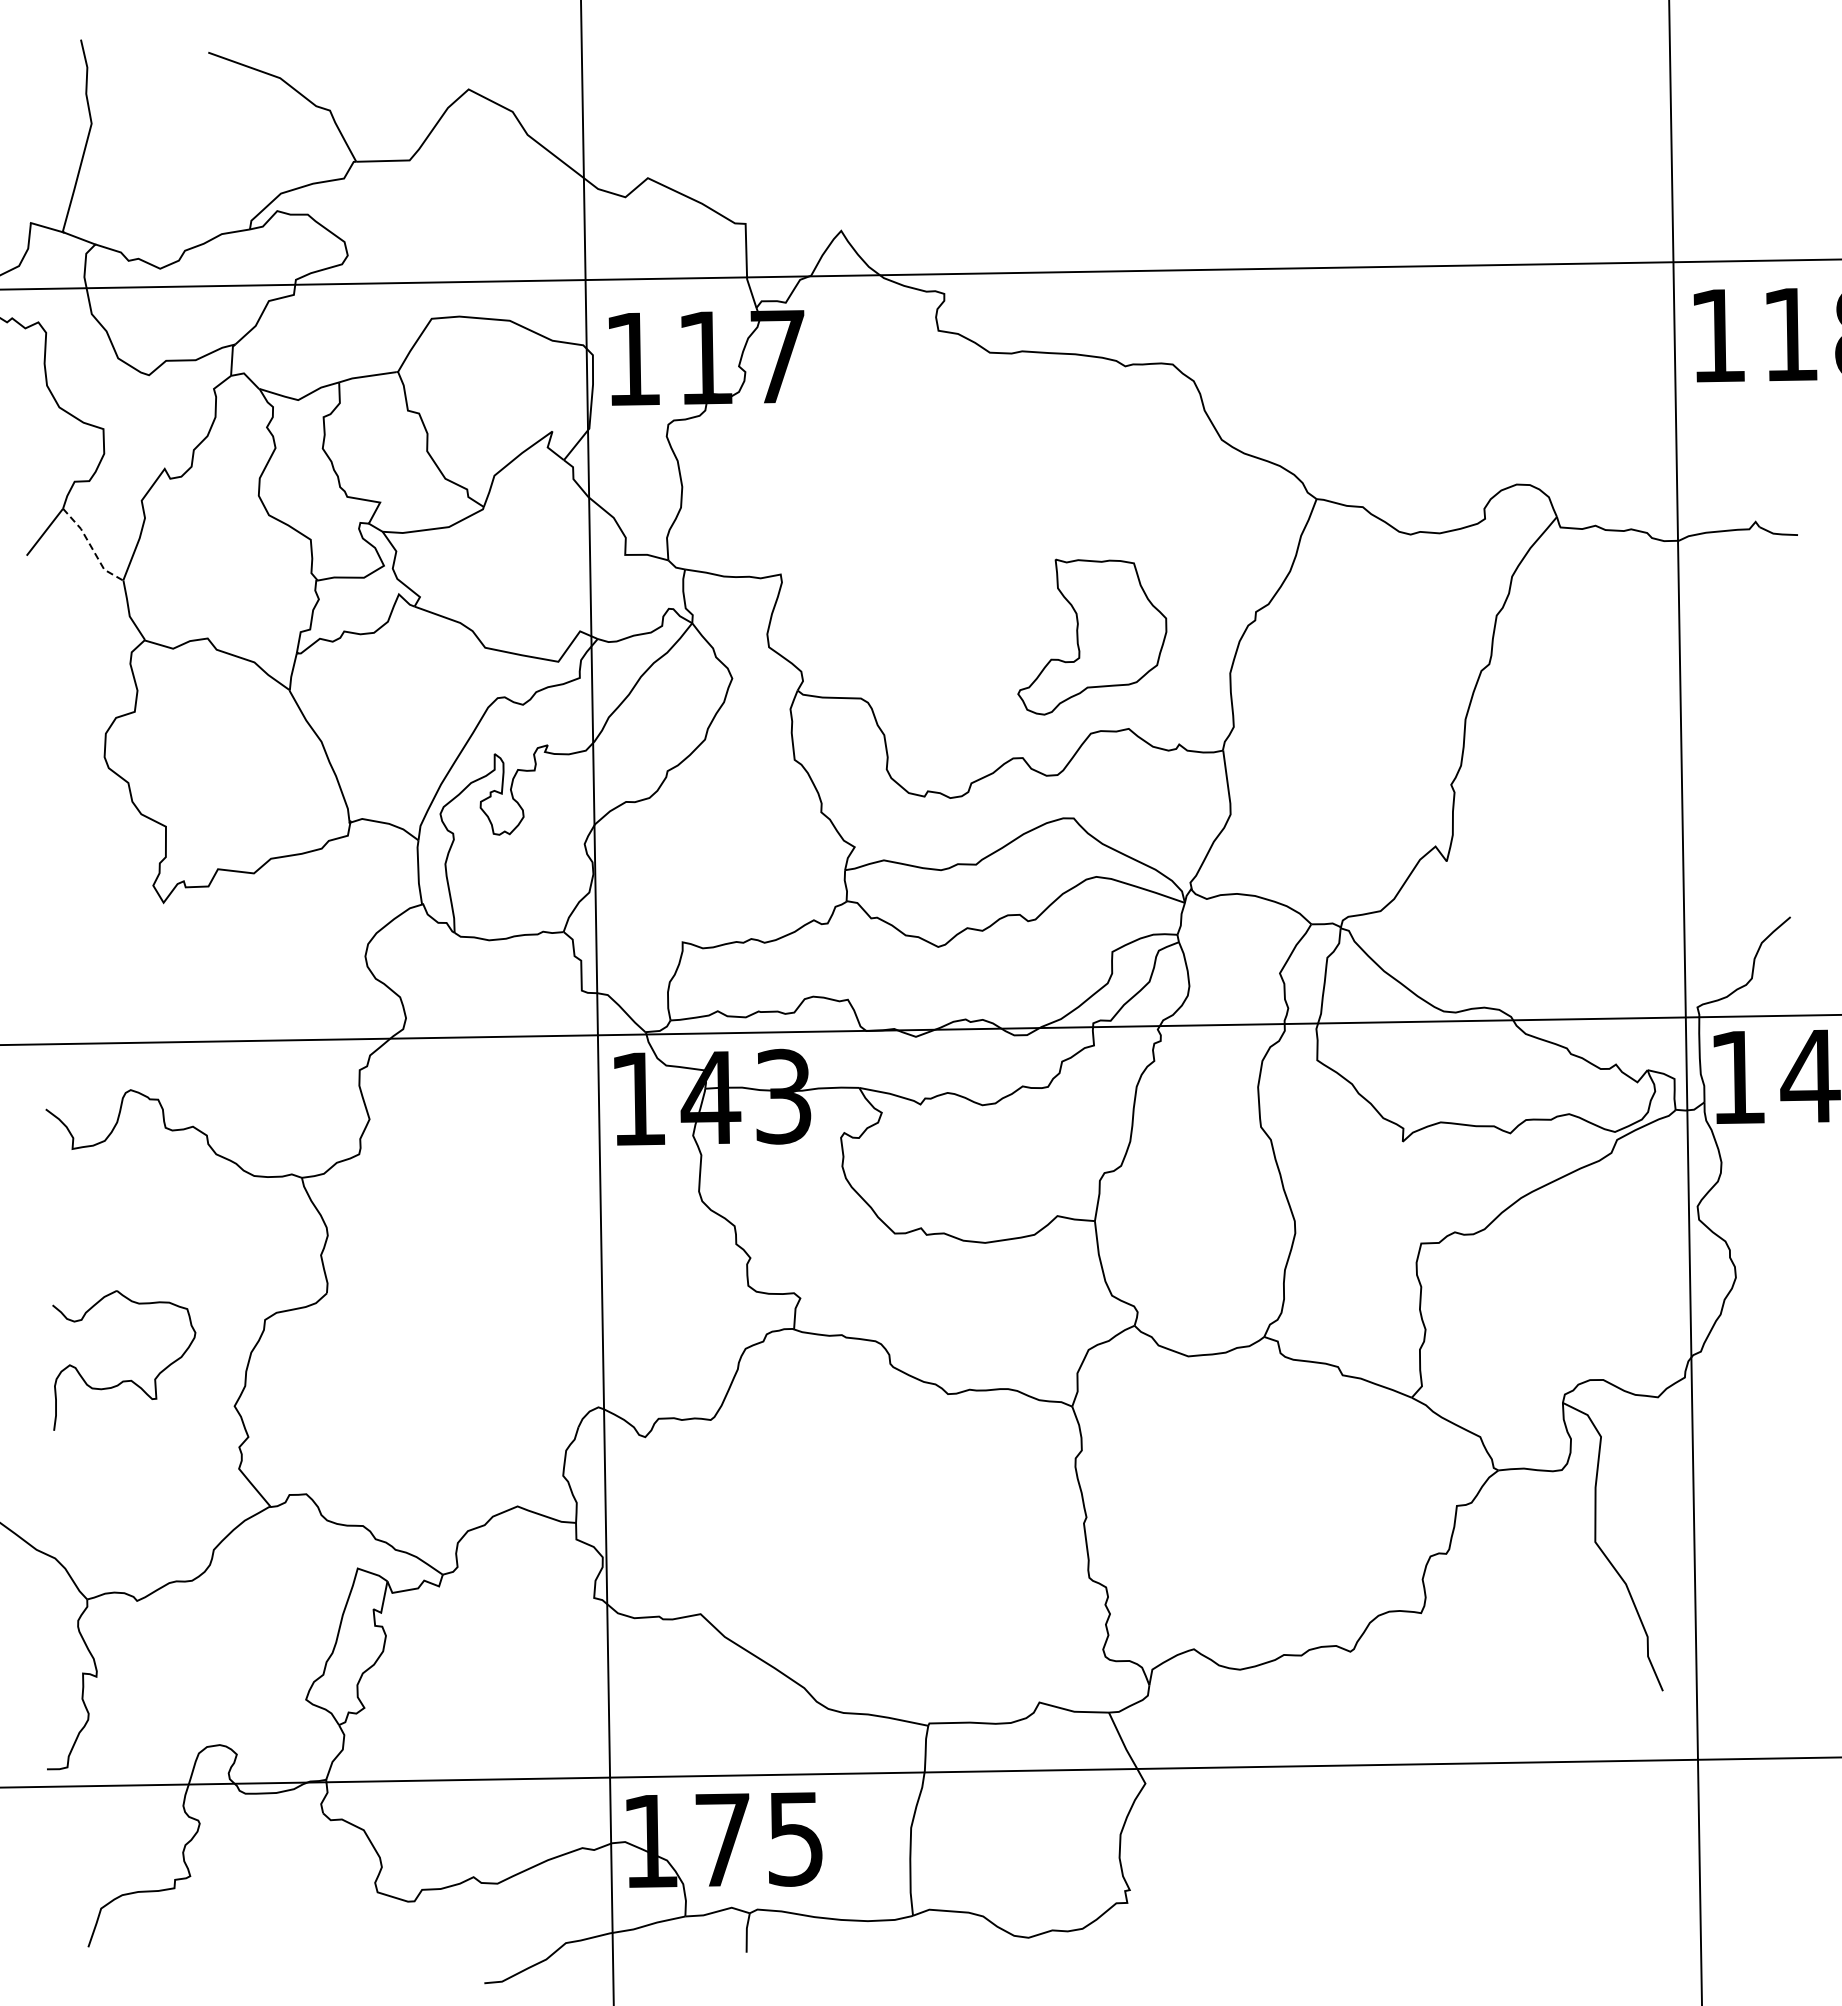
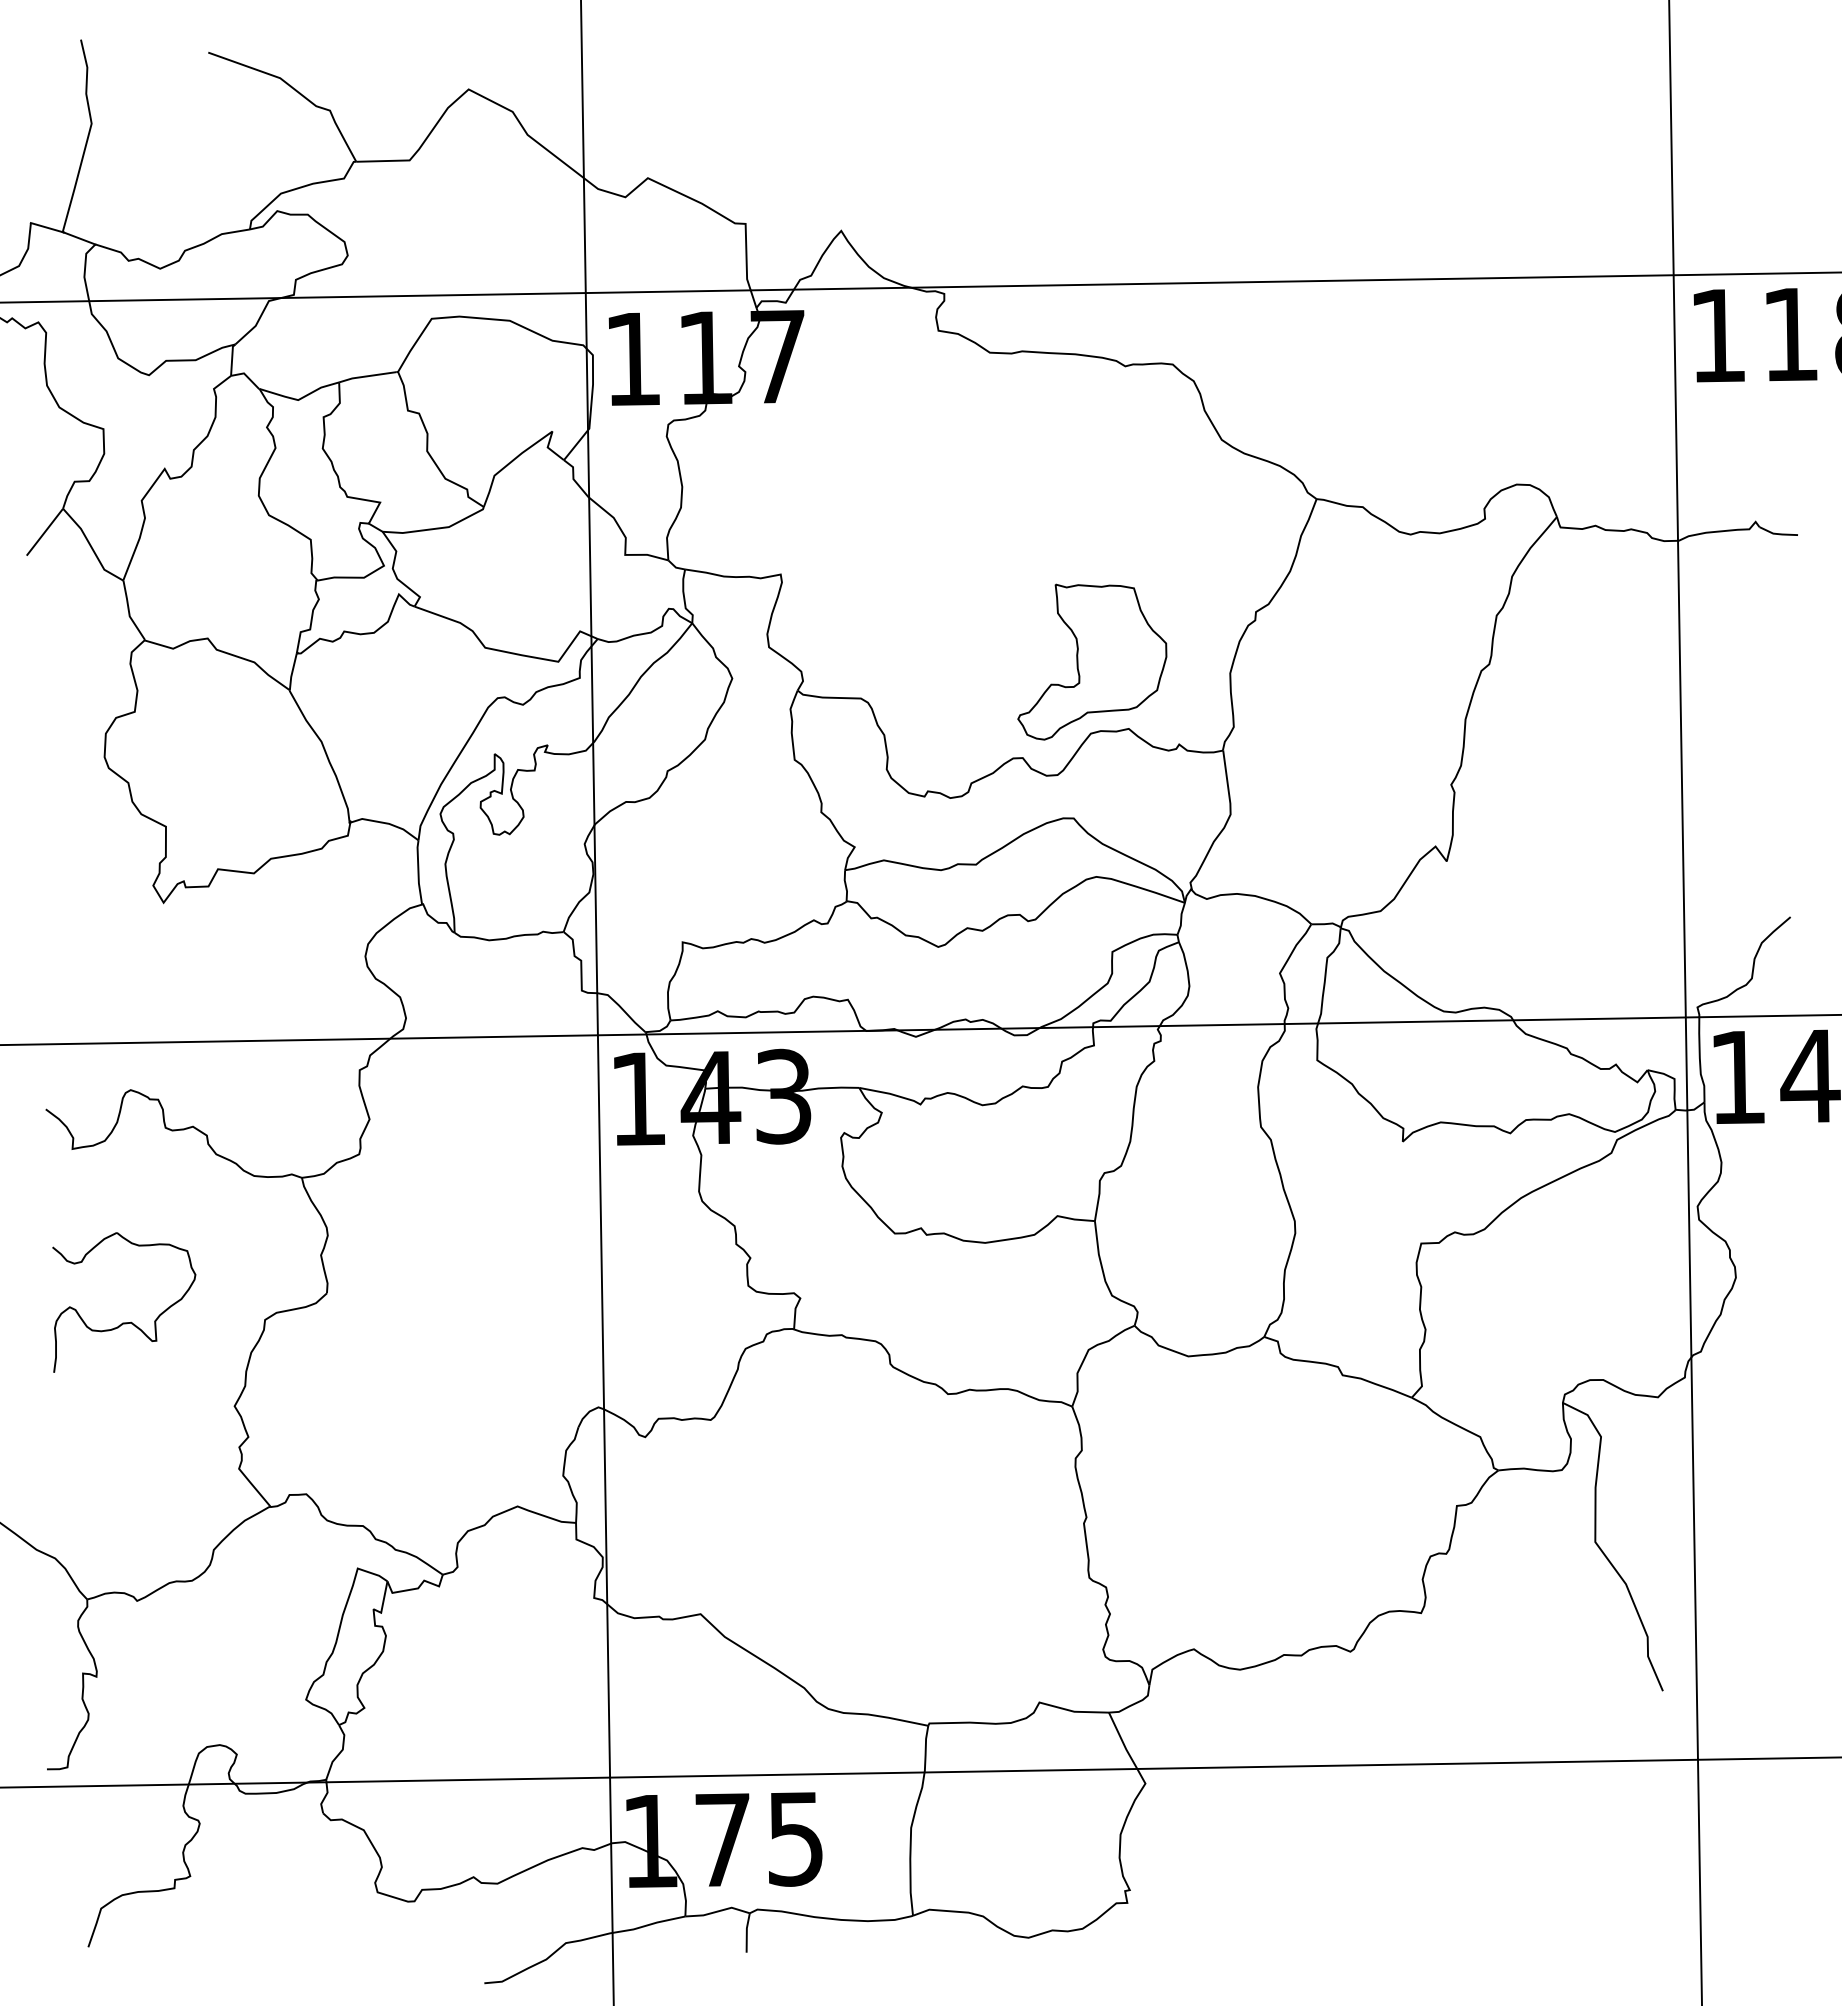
line position: (920, 274) -> (920, 287) (920, 287)
line: dashed -> solid (91, 547)
part position: (1092, 636) -> (1092, 661) (1092, 661)
part position: (124, 1380) -> (124, 1322) (124, 1322)
